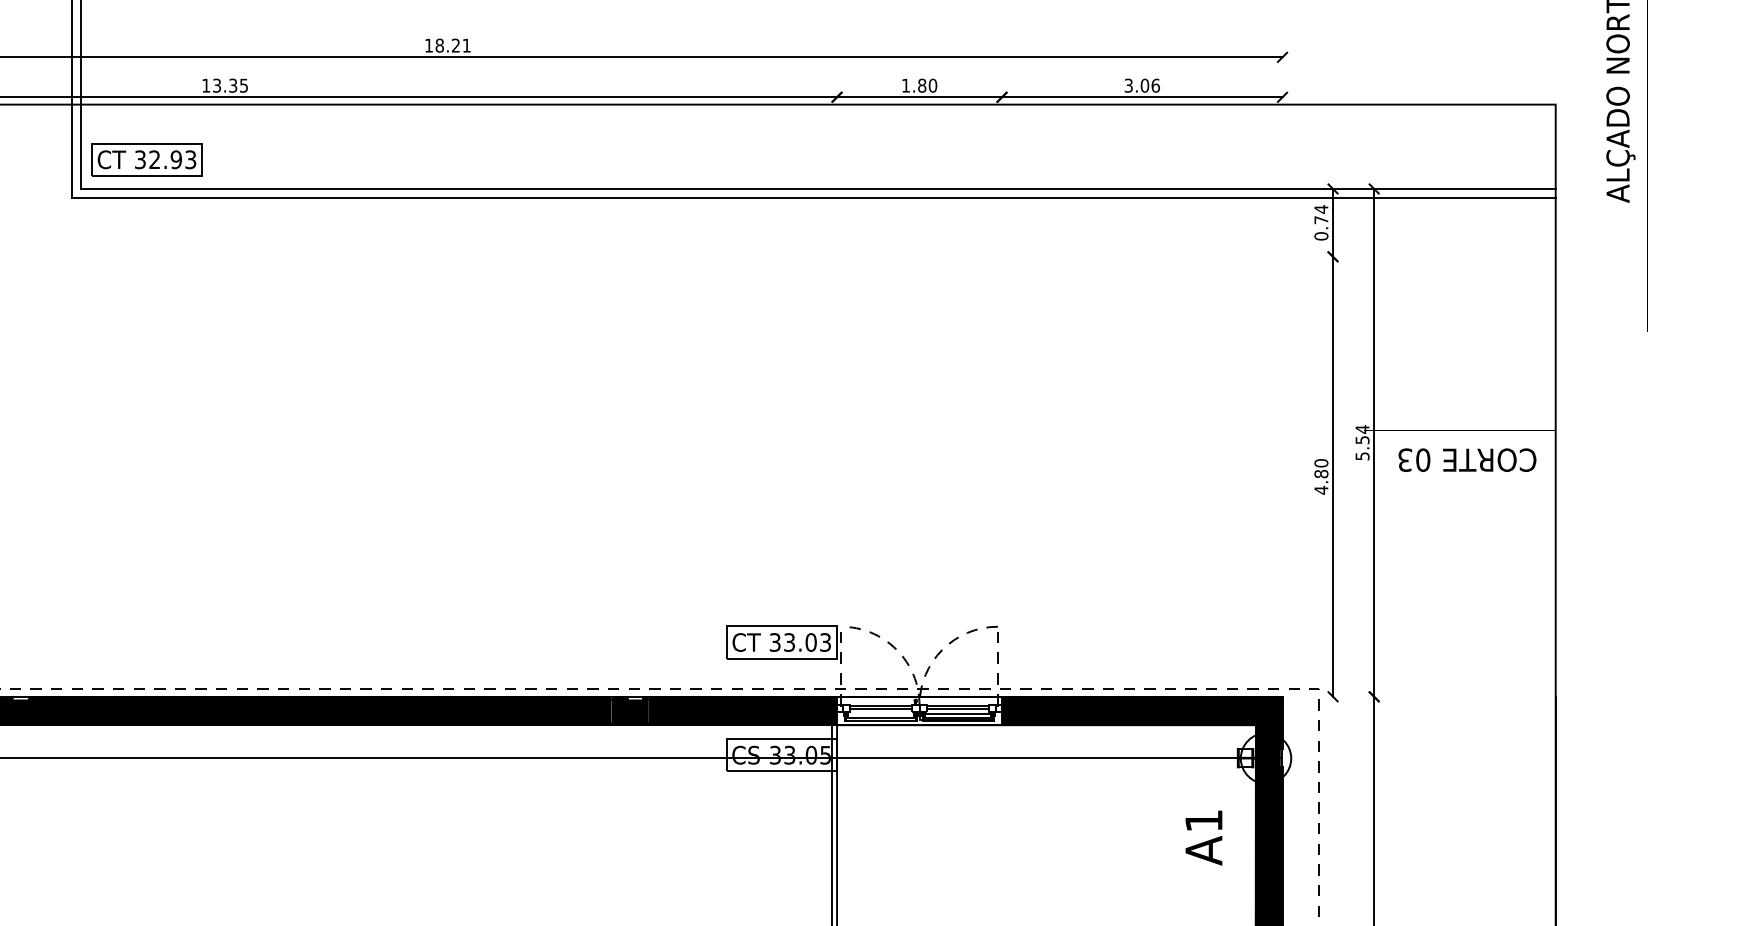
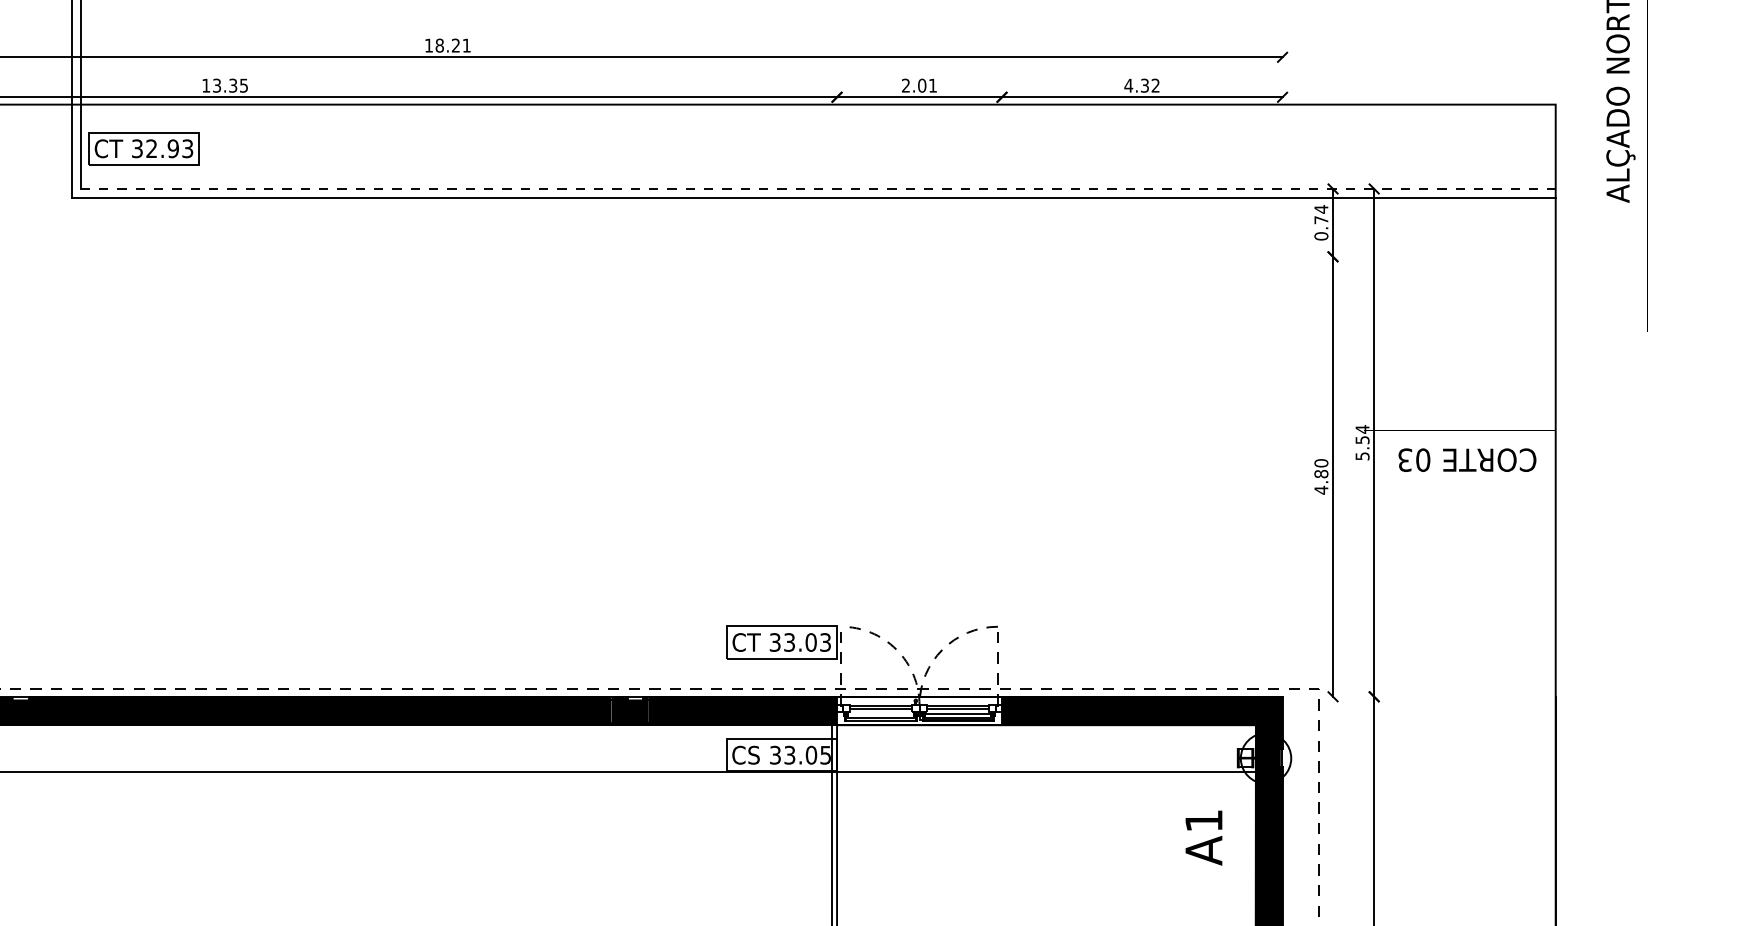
text: 1.80 -> 2.01 (919, 85)
text: 3.06 -> 4.32 (1142, 85)
part position: (146, 159) -> (143, 148) (143, 148)
line: solid -> dashed (818, 188)
line position: (640, 758) -> (640, 772) (640, 772)
